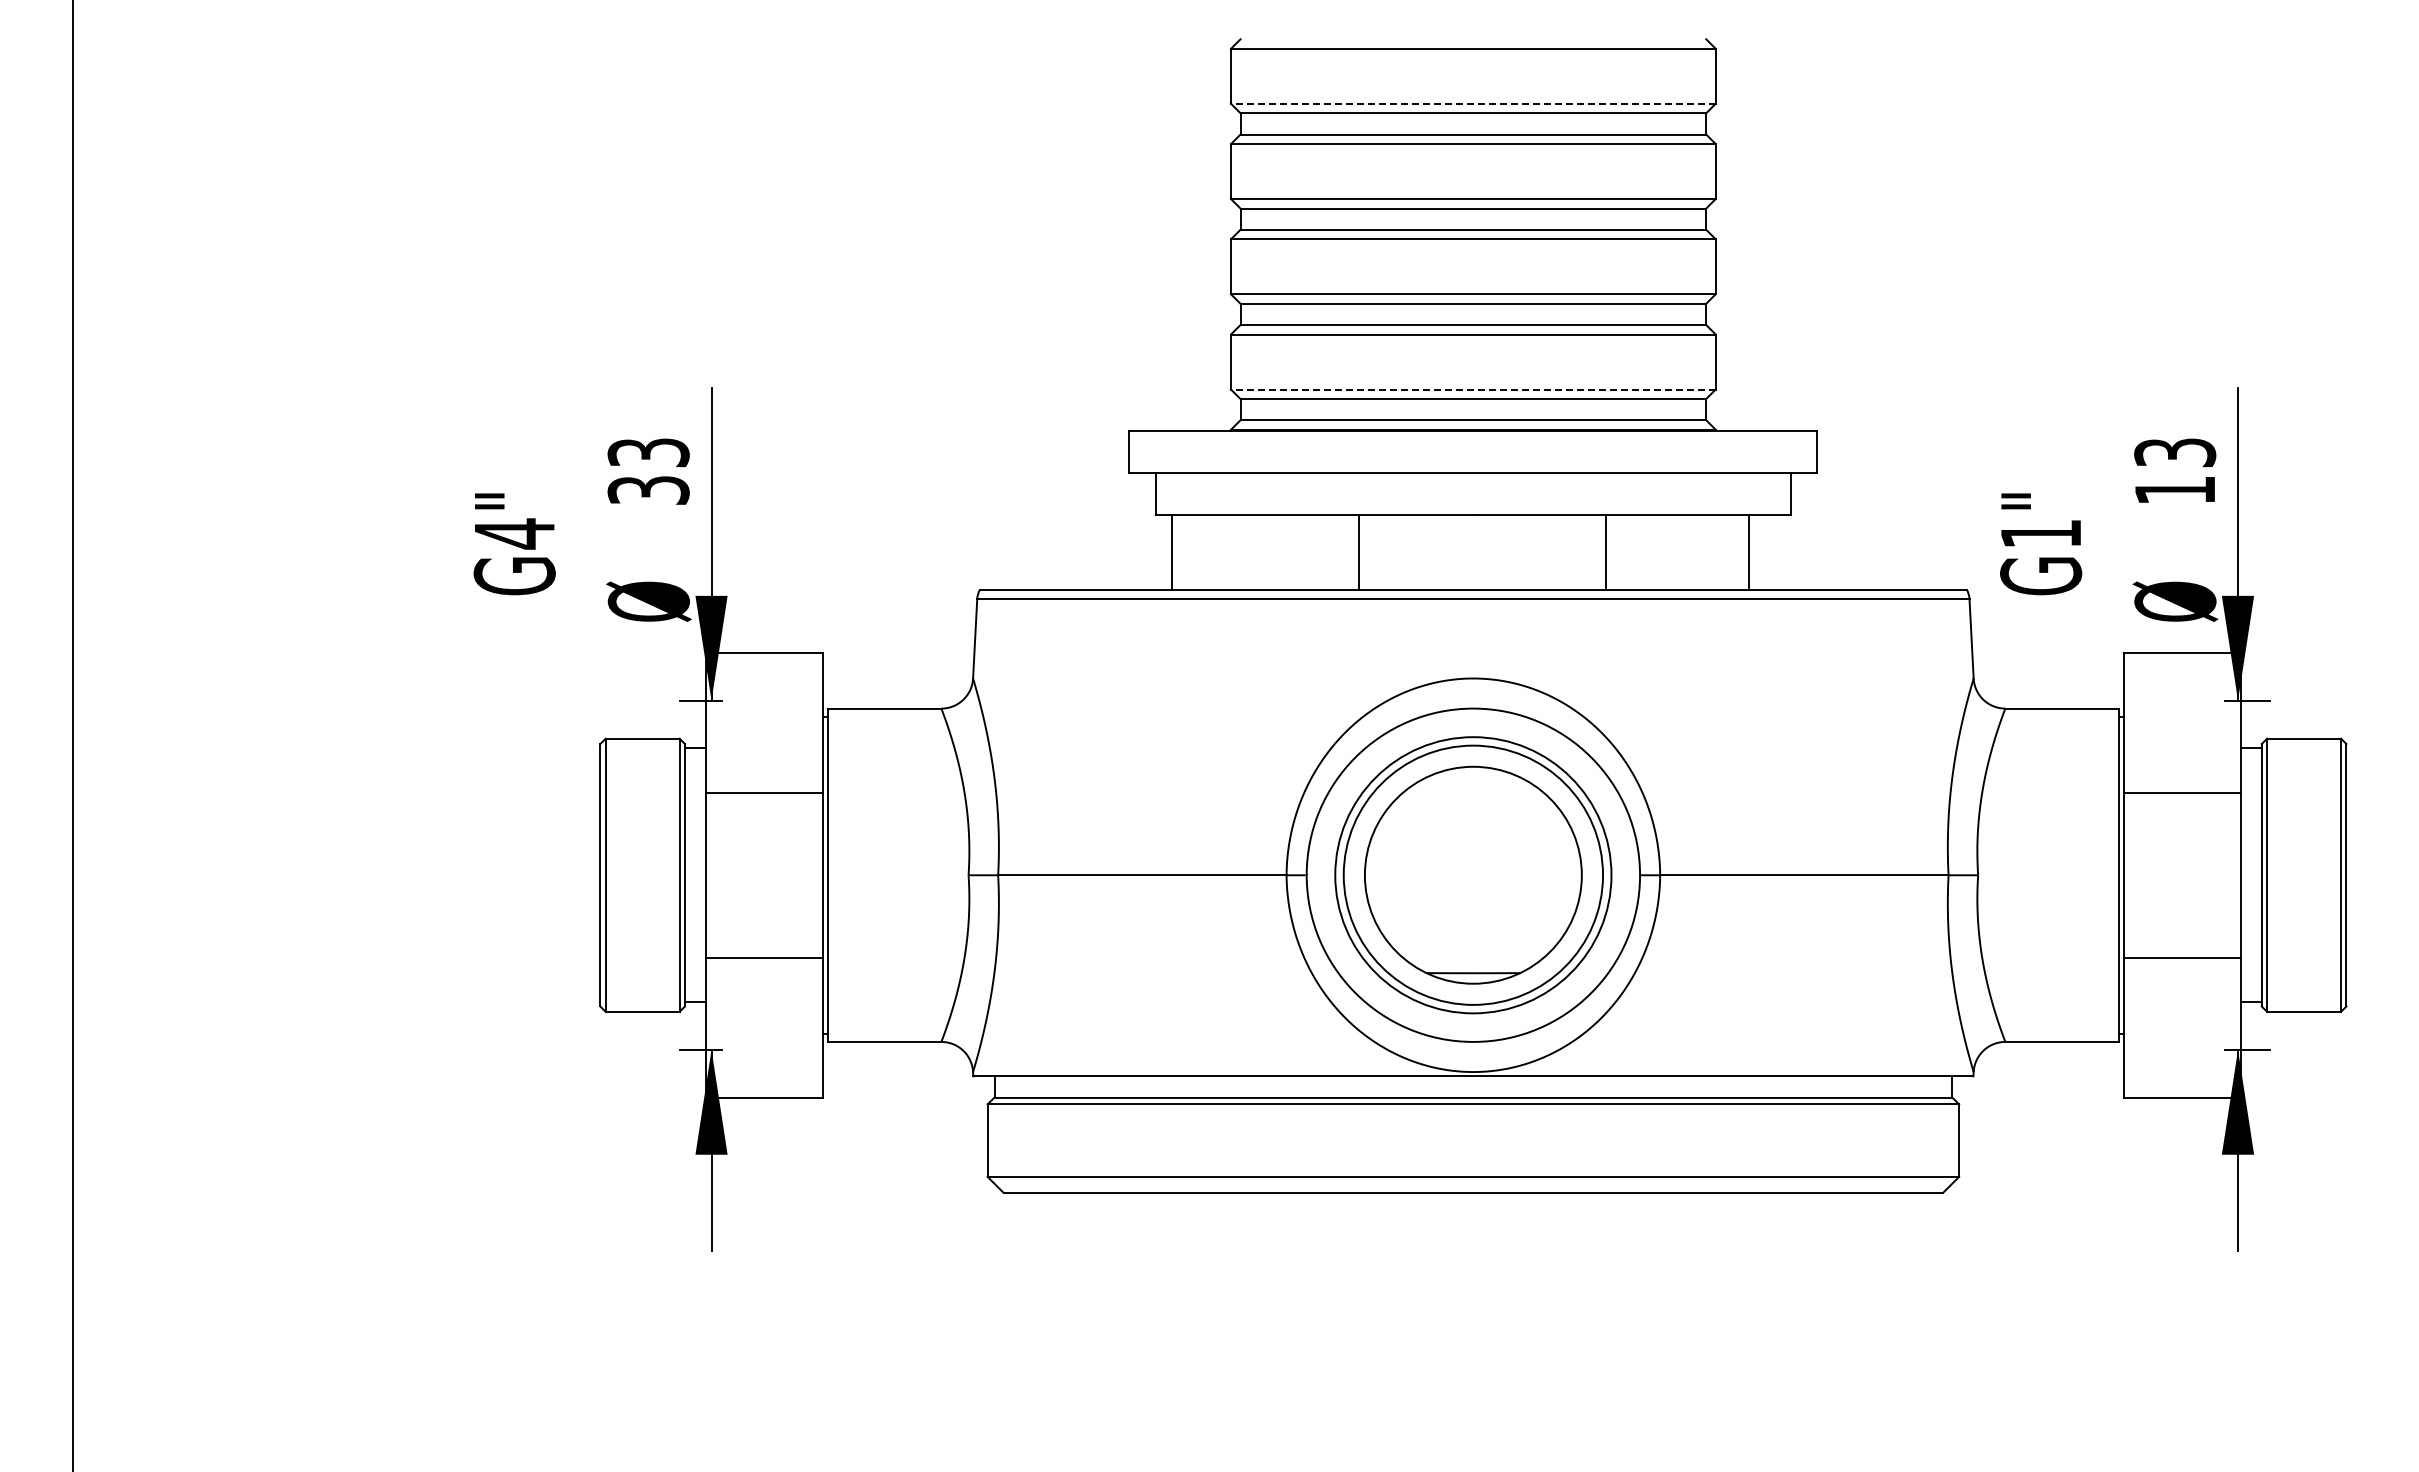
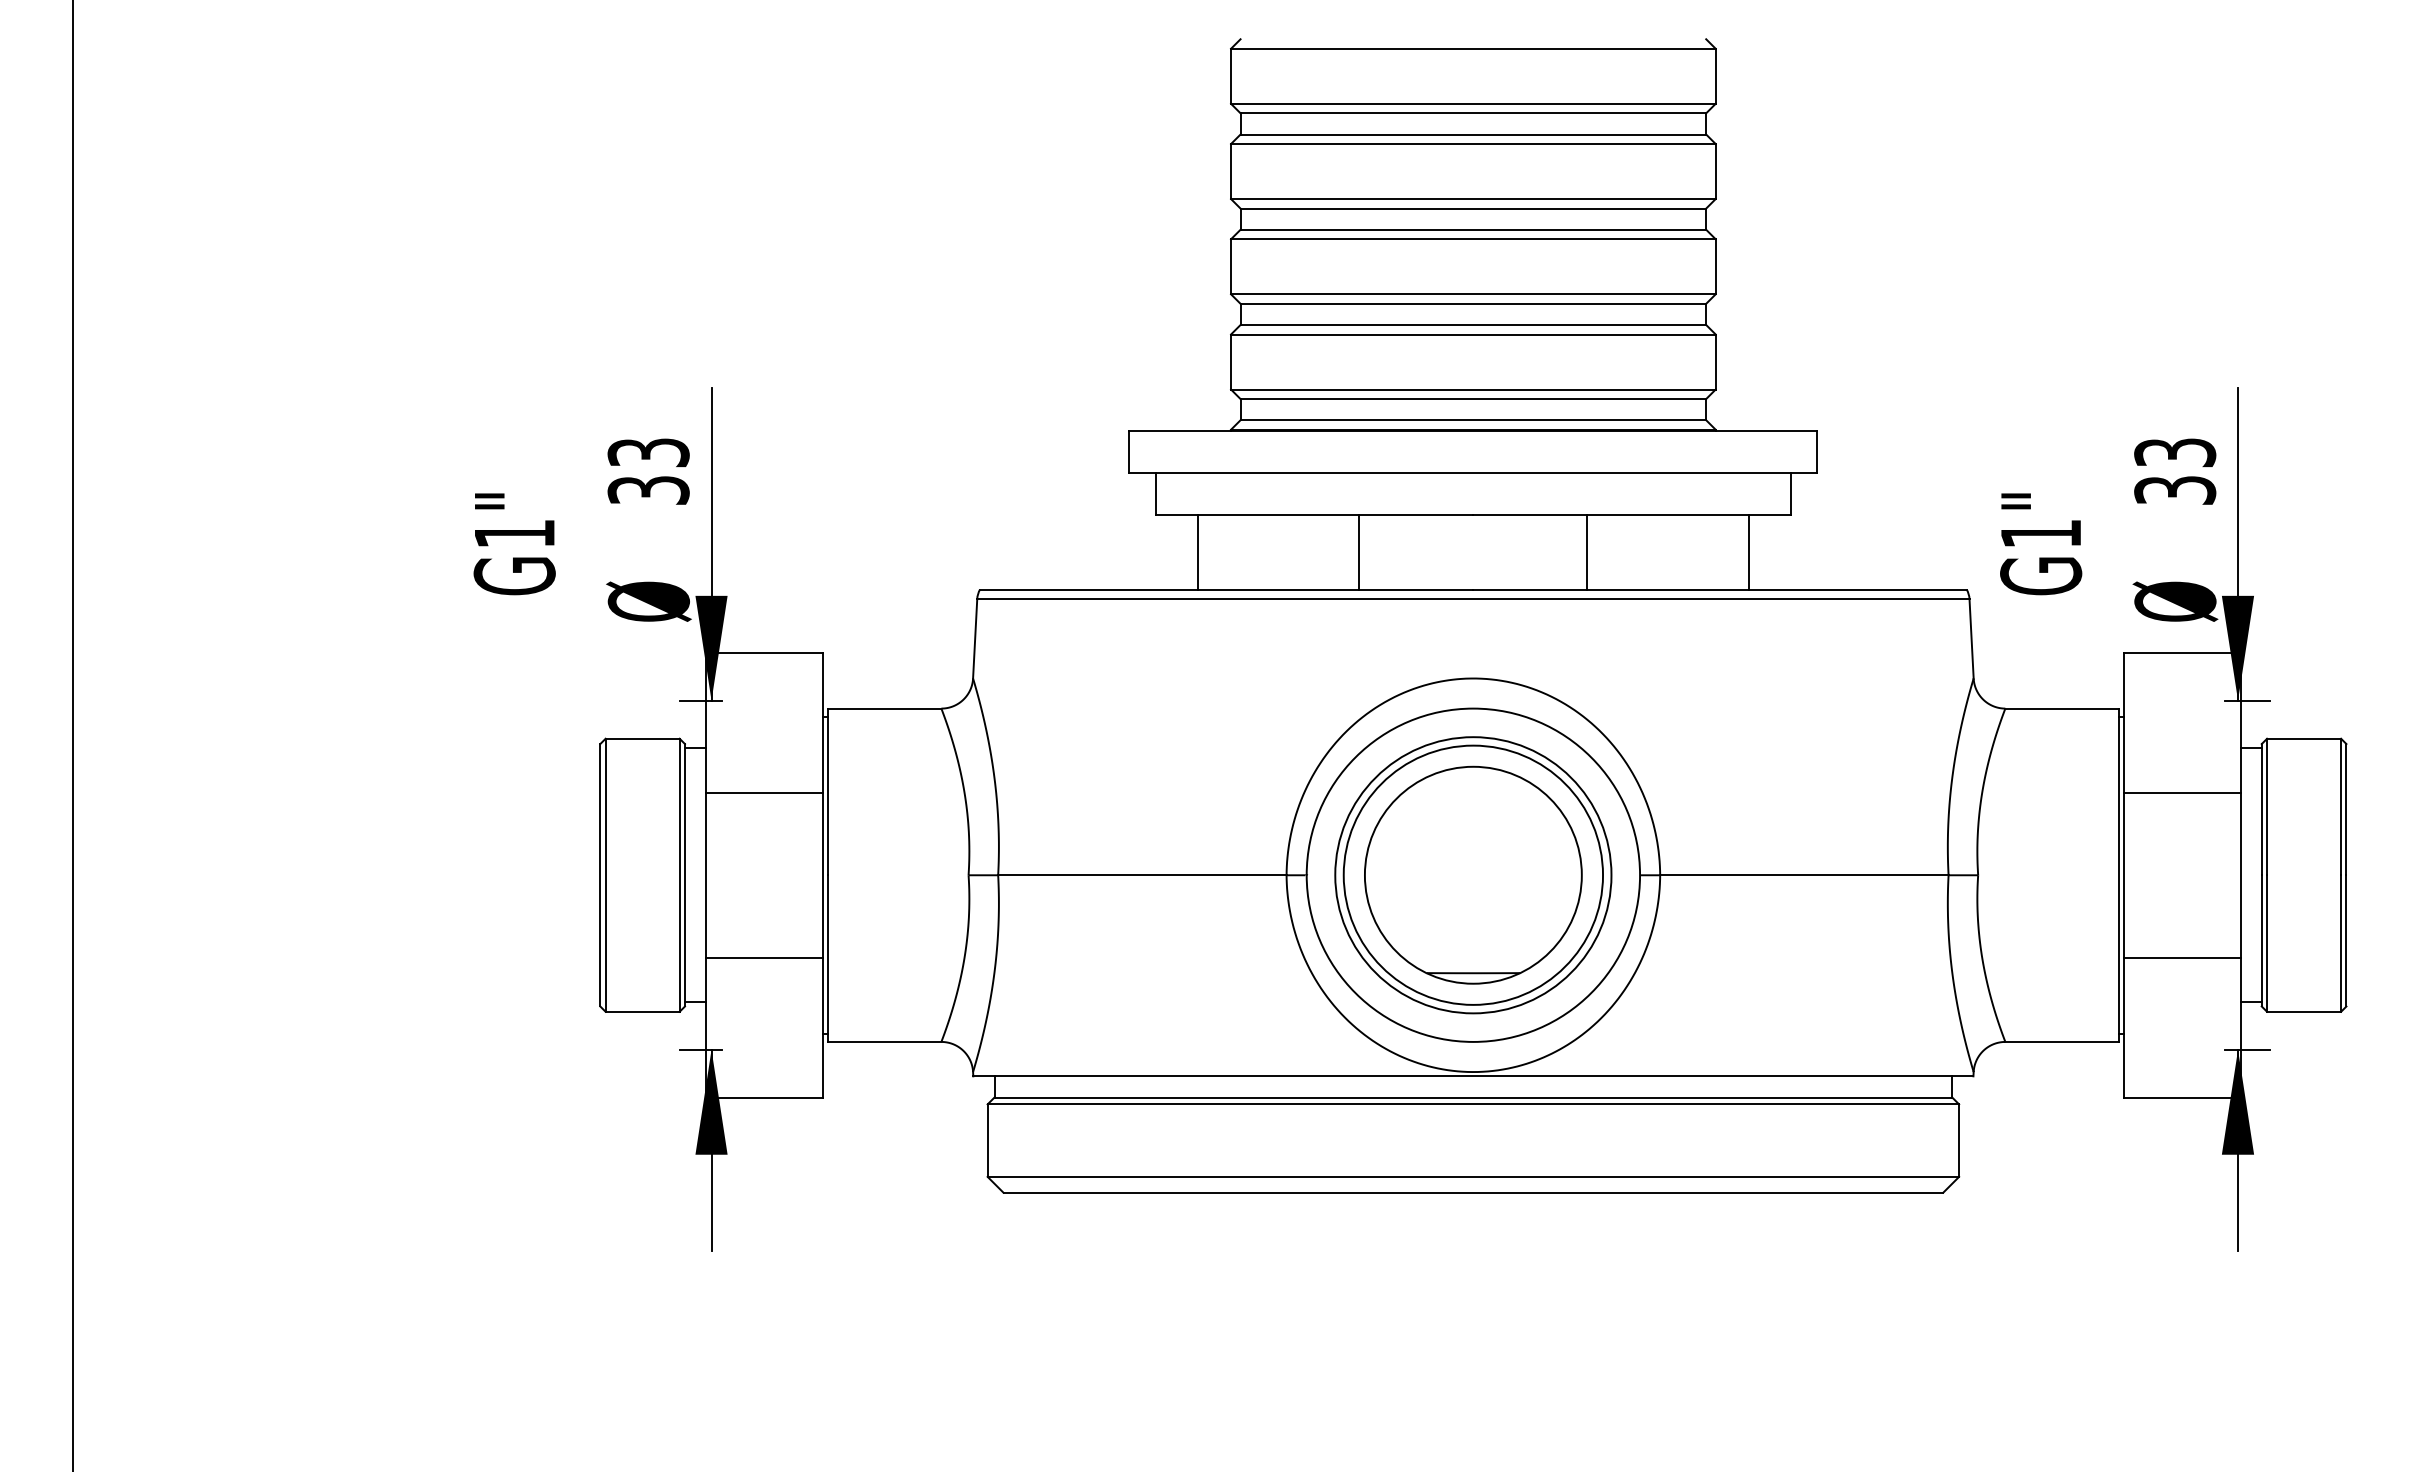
line: dashed -> solid (1472, 103)
line: dashed -> solid (1472, 389)
text: 13 -> 33 (2175, 490)
text: G4" -> G1" (514, 533)
line position: (1172, 552) -> (1198, 552) (1198, 552)
line position: (1606, 552) -> (1587, 552) (1587, 552)
